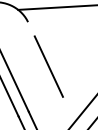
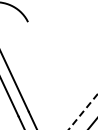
line: present -> none (56, 7)
line: present -> none (48, 66)
line: solid -> dashed (83, 112)
